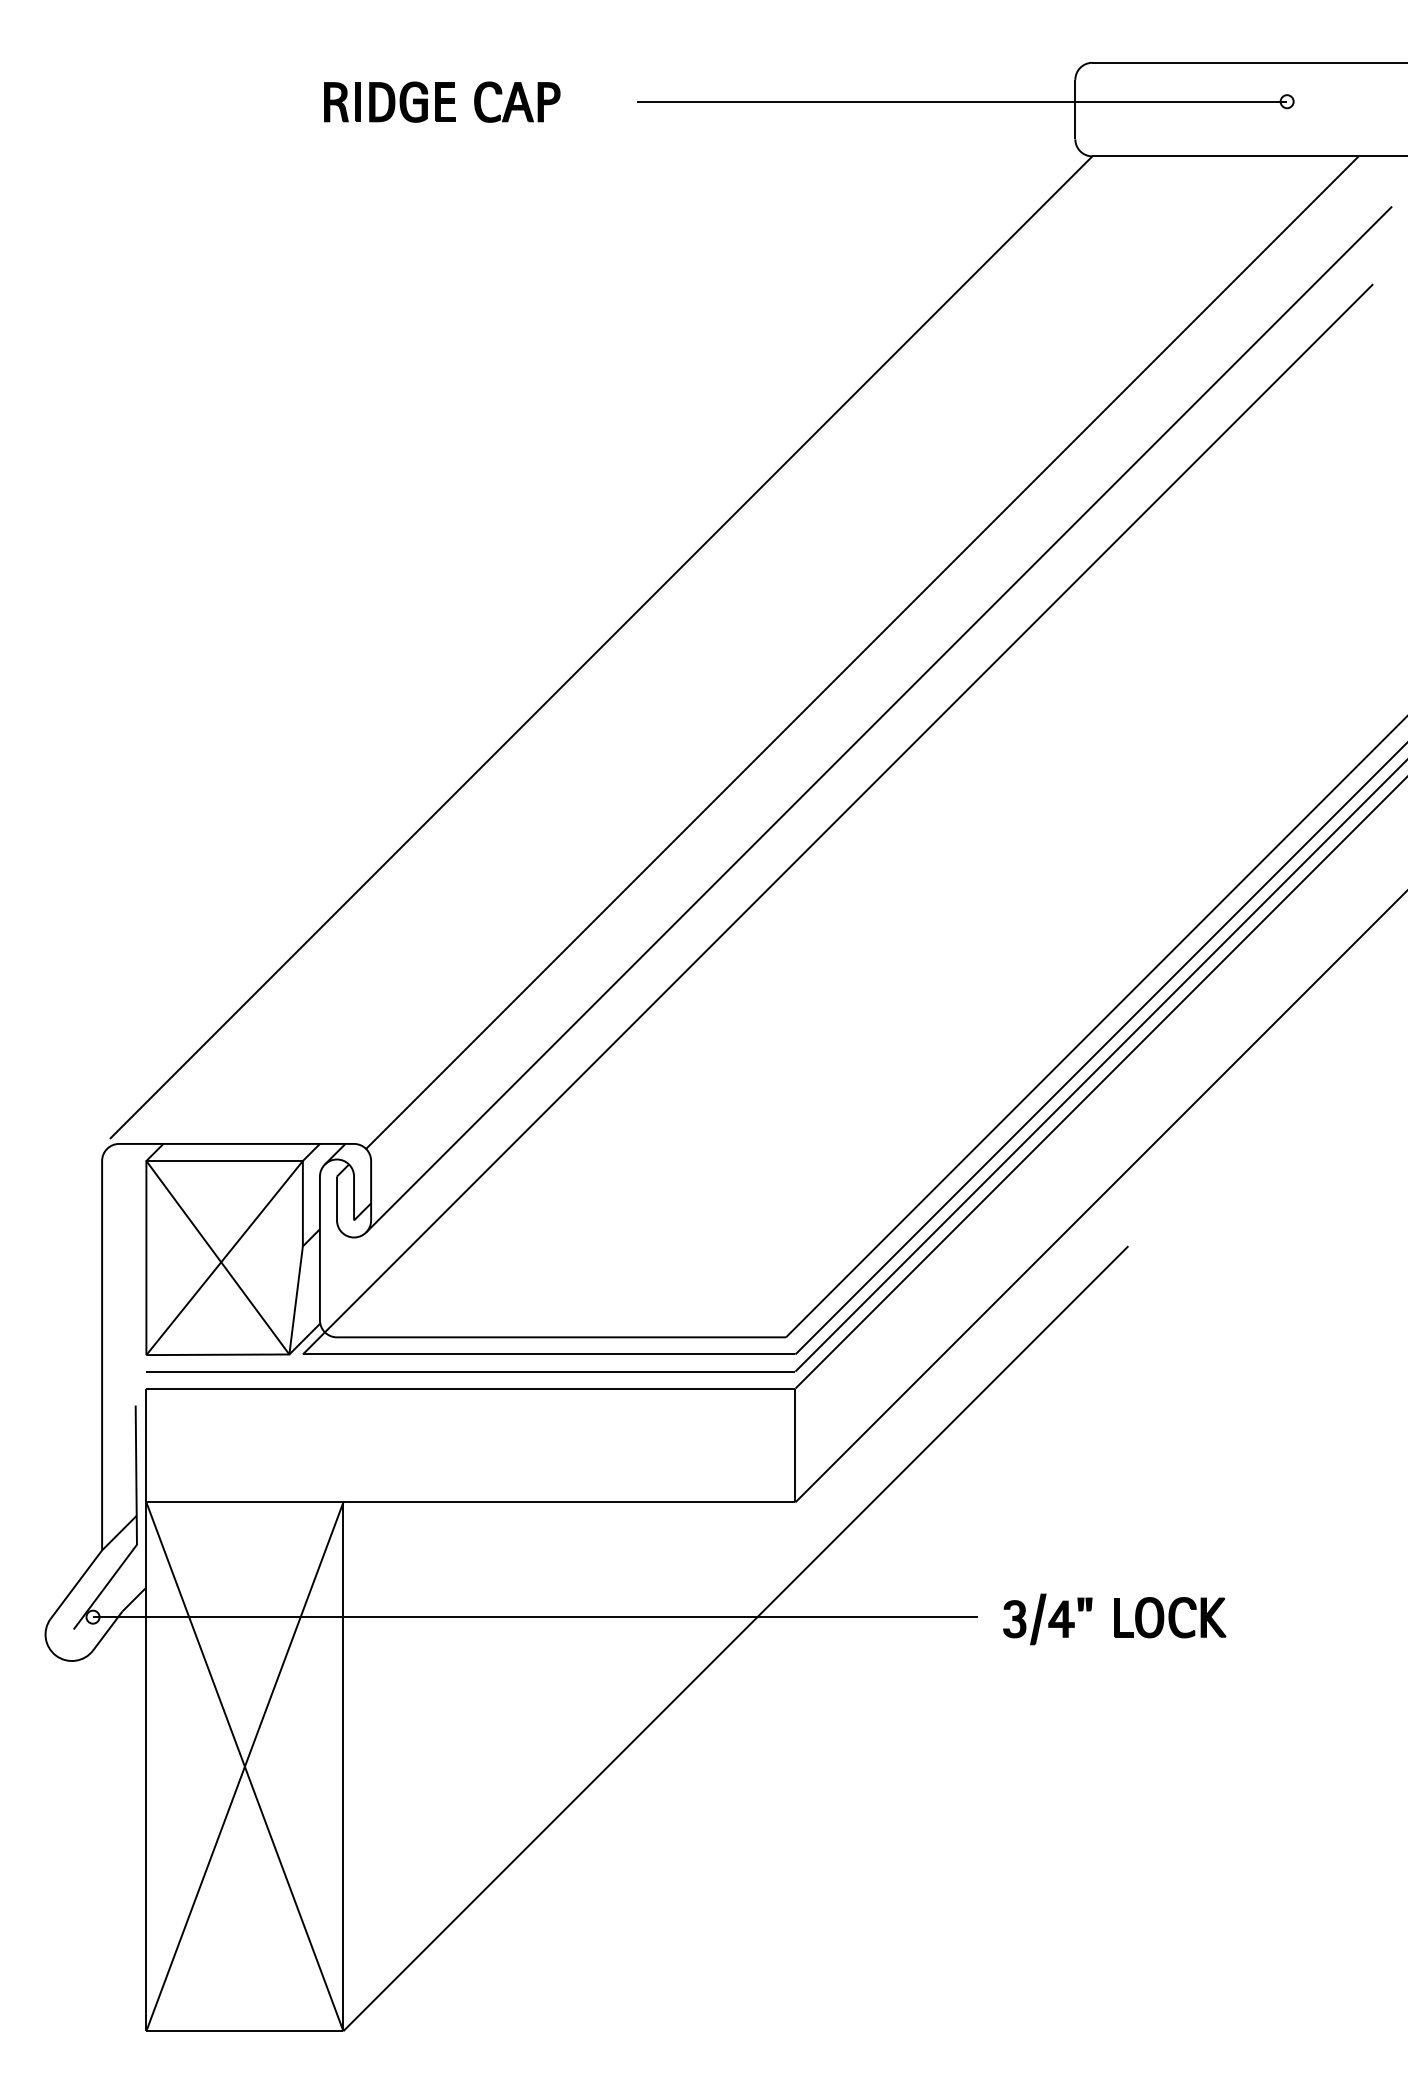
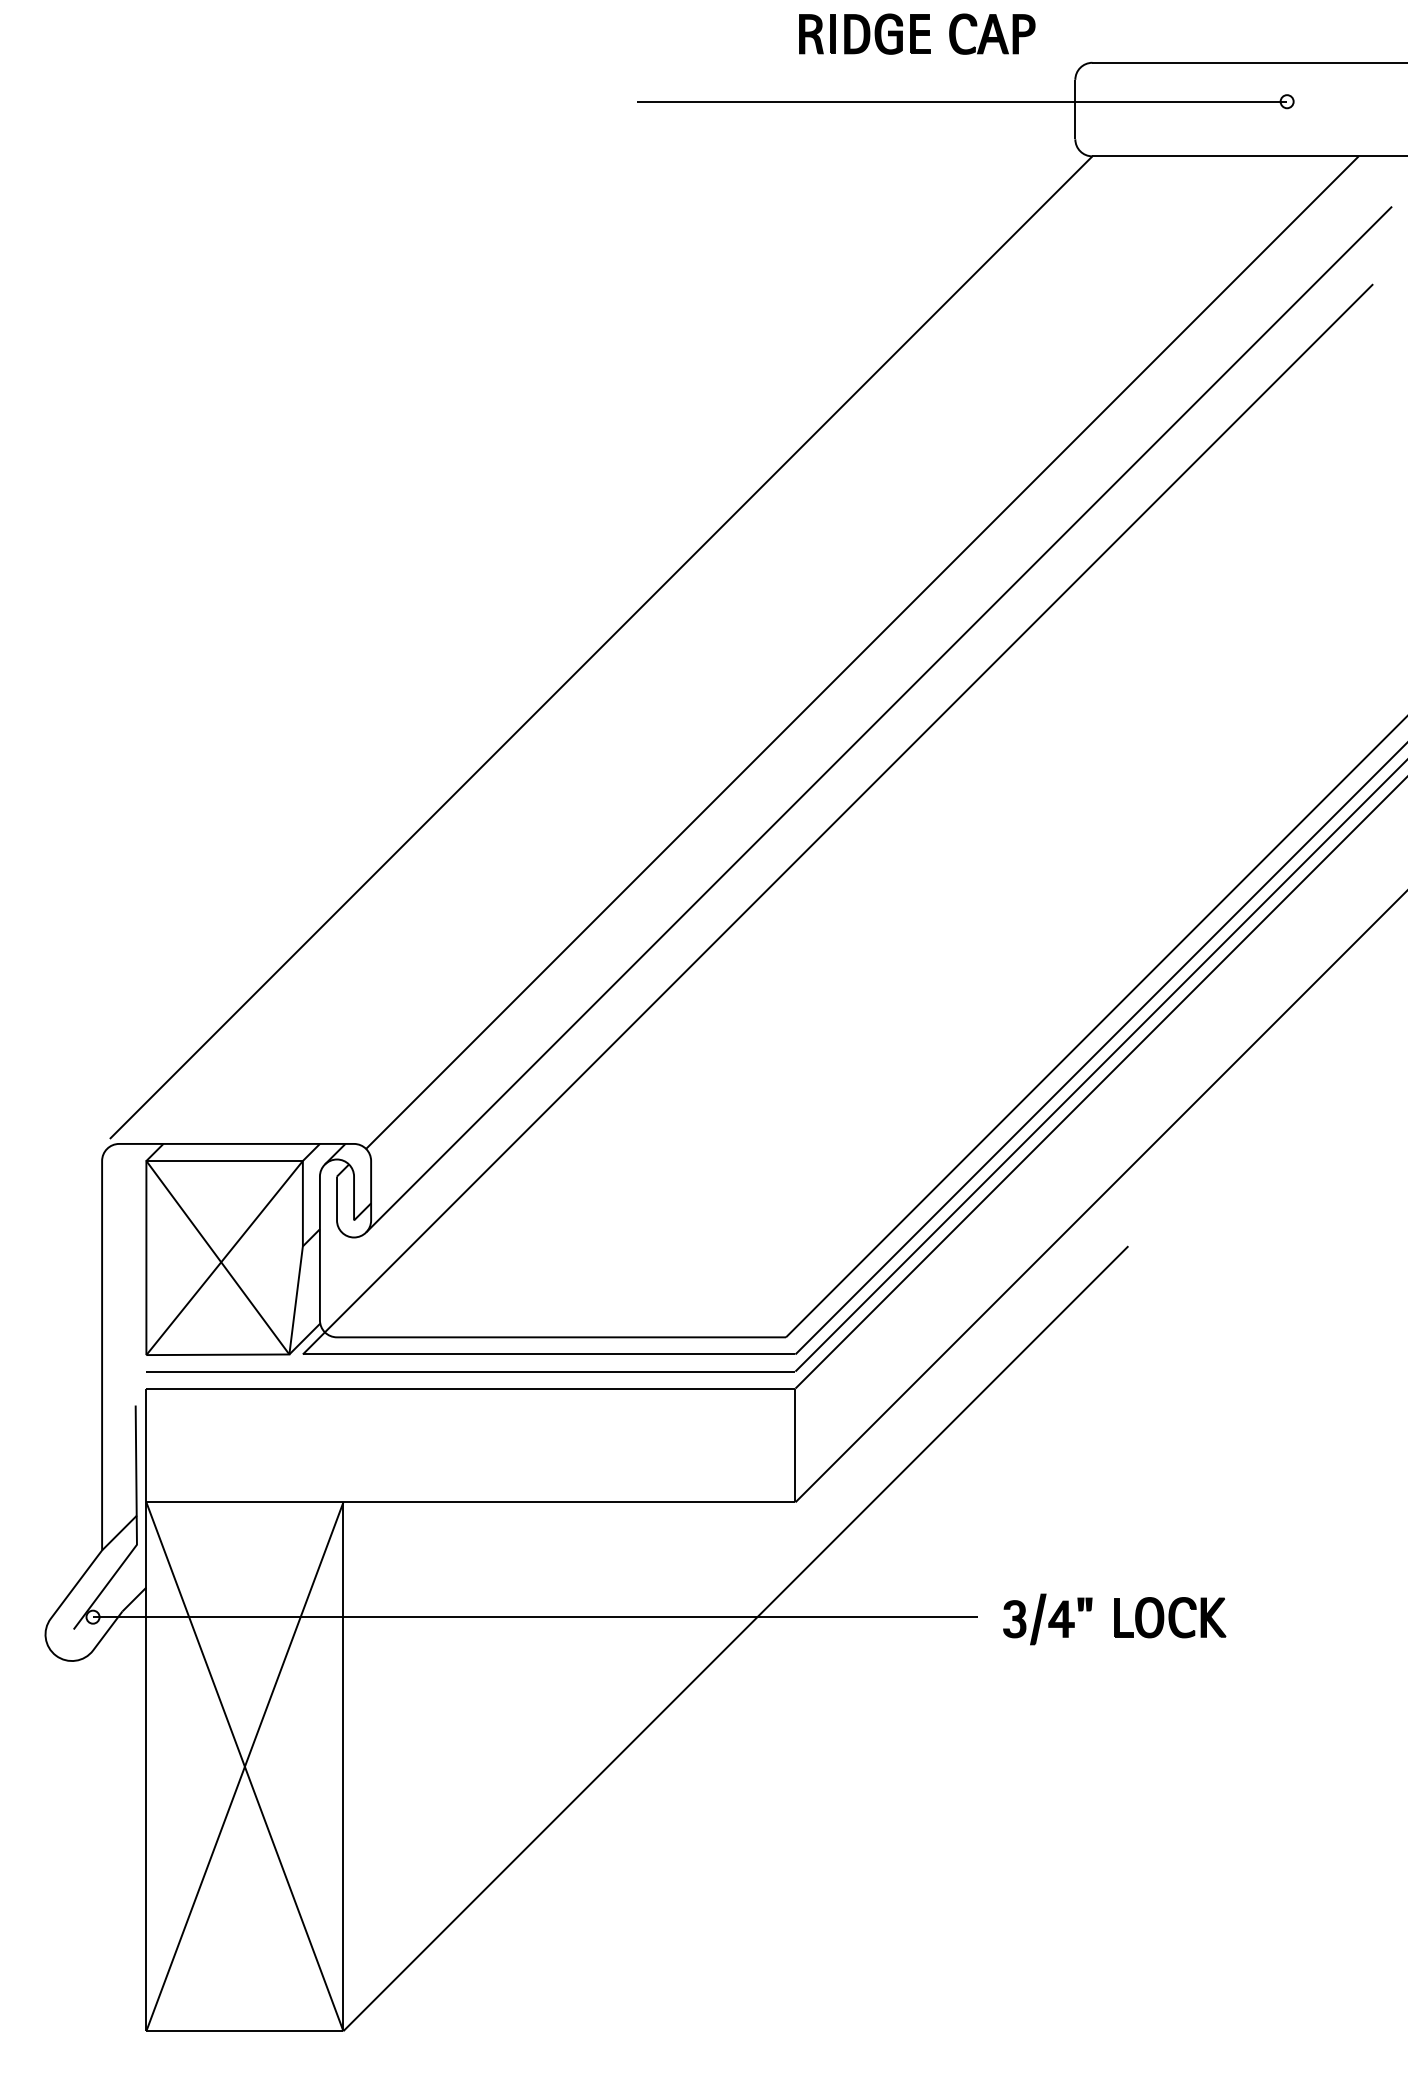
part position: (442, 101) -> (917, 33) (917, 33)
